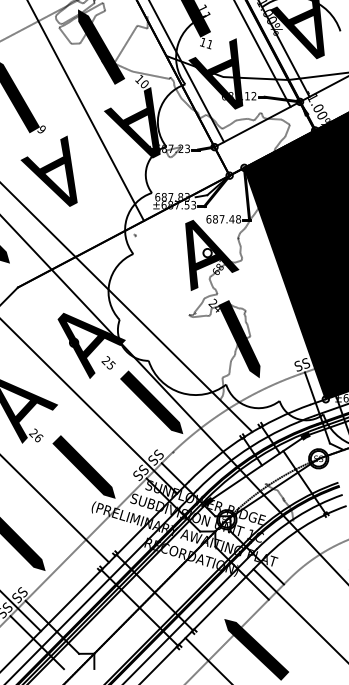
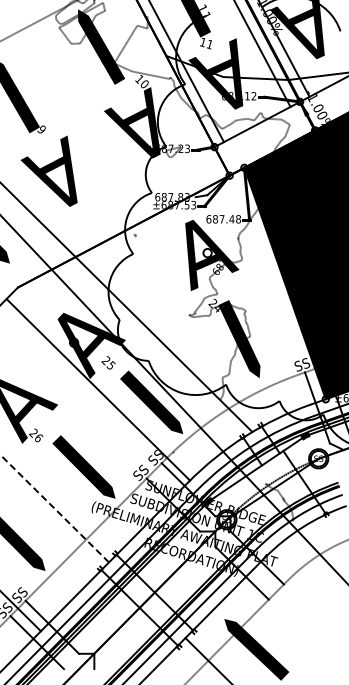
line: present -> none (86, 111)
line position: (89, 406) -> (98, 389) (98, 389)
line: solid -> dashed (54, 508)
line: present -> none (299, 614)
